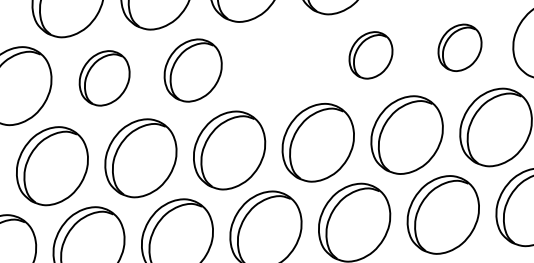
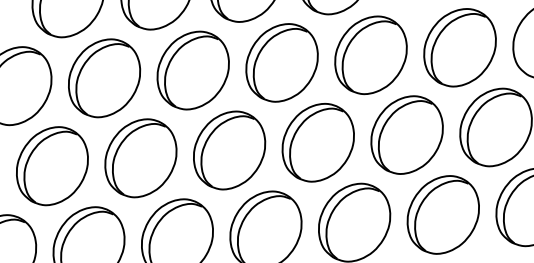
part size: 46x49 px -> 74x80 px (459, 47)
part size: 46x49 px -> 74x81 px (370, 55)
part: none -> present (281, 62)
part size: 60x65 px -> 74x81 px (192, 70)
part size: 53x57 px -> 74x81 px (104, 78)
